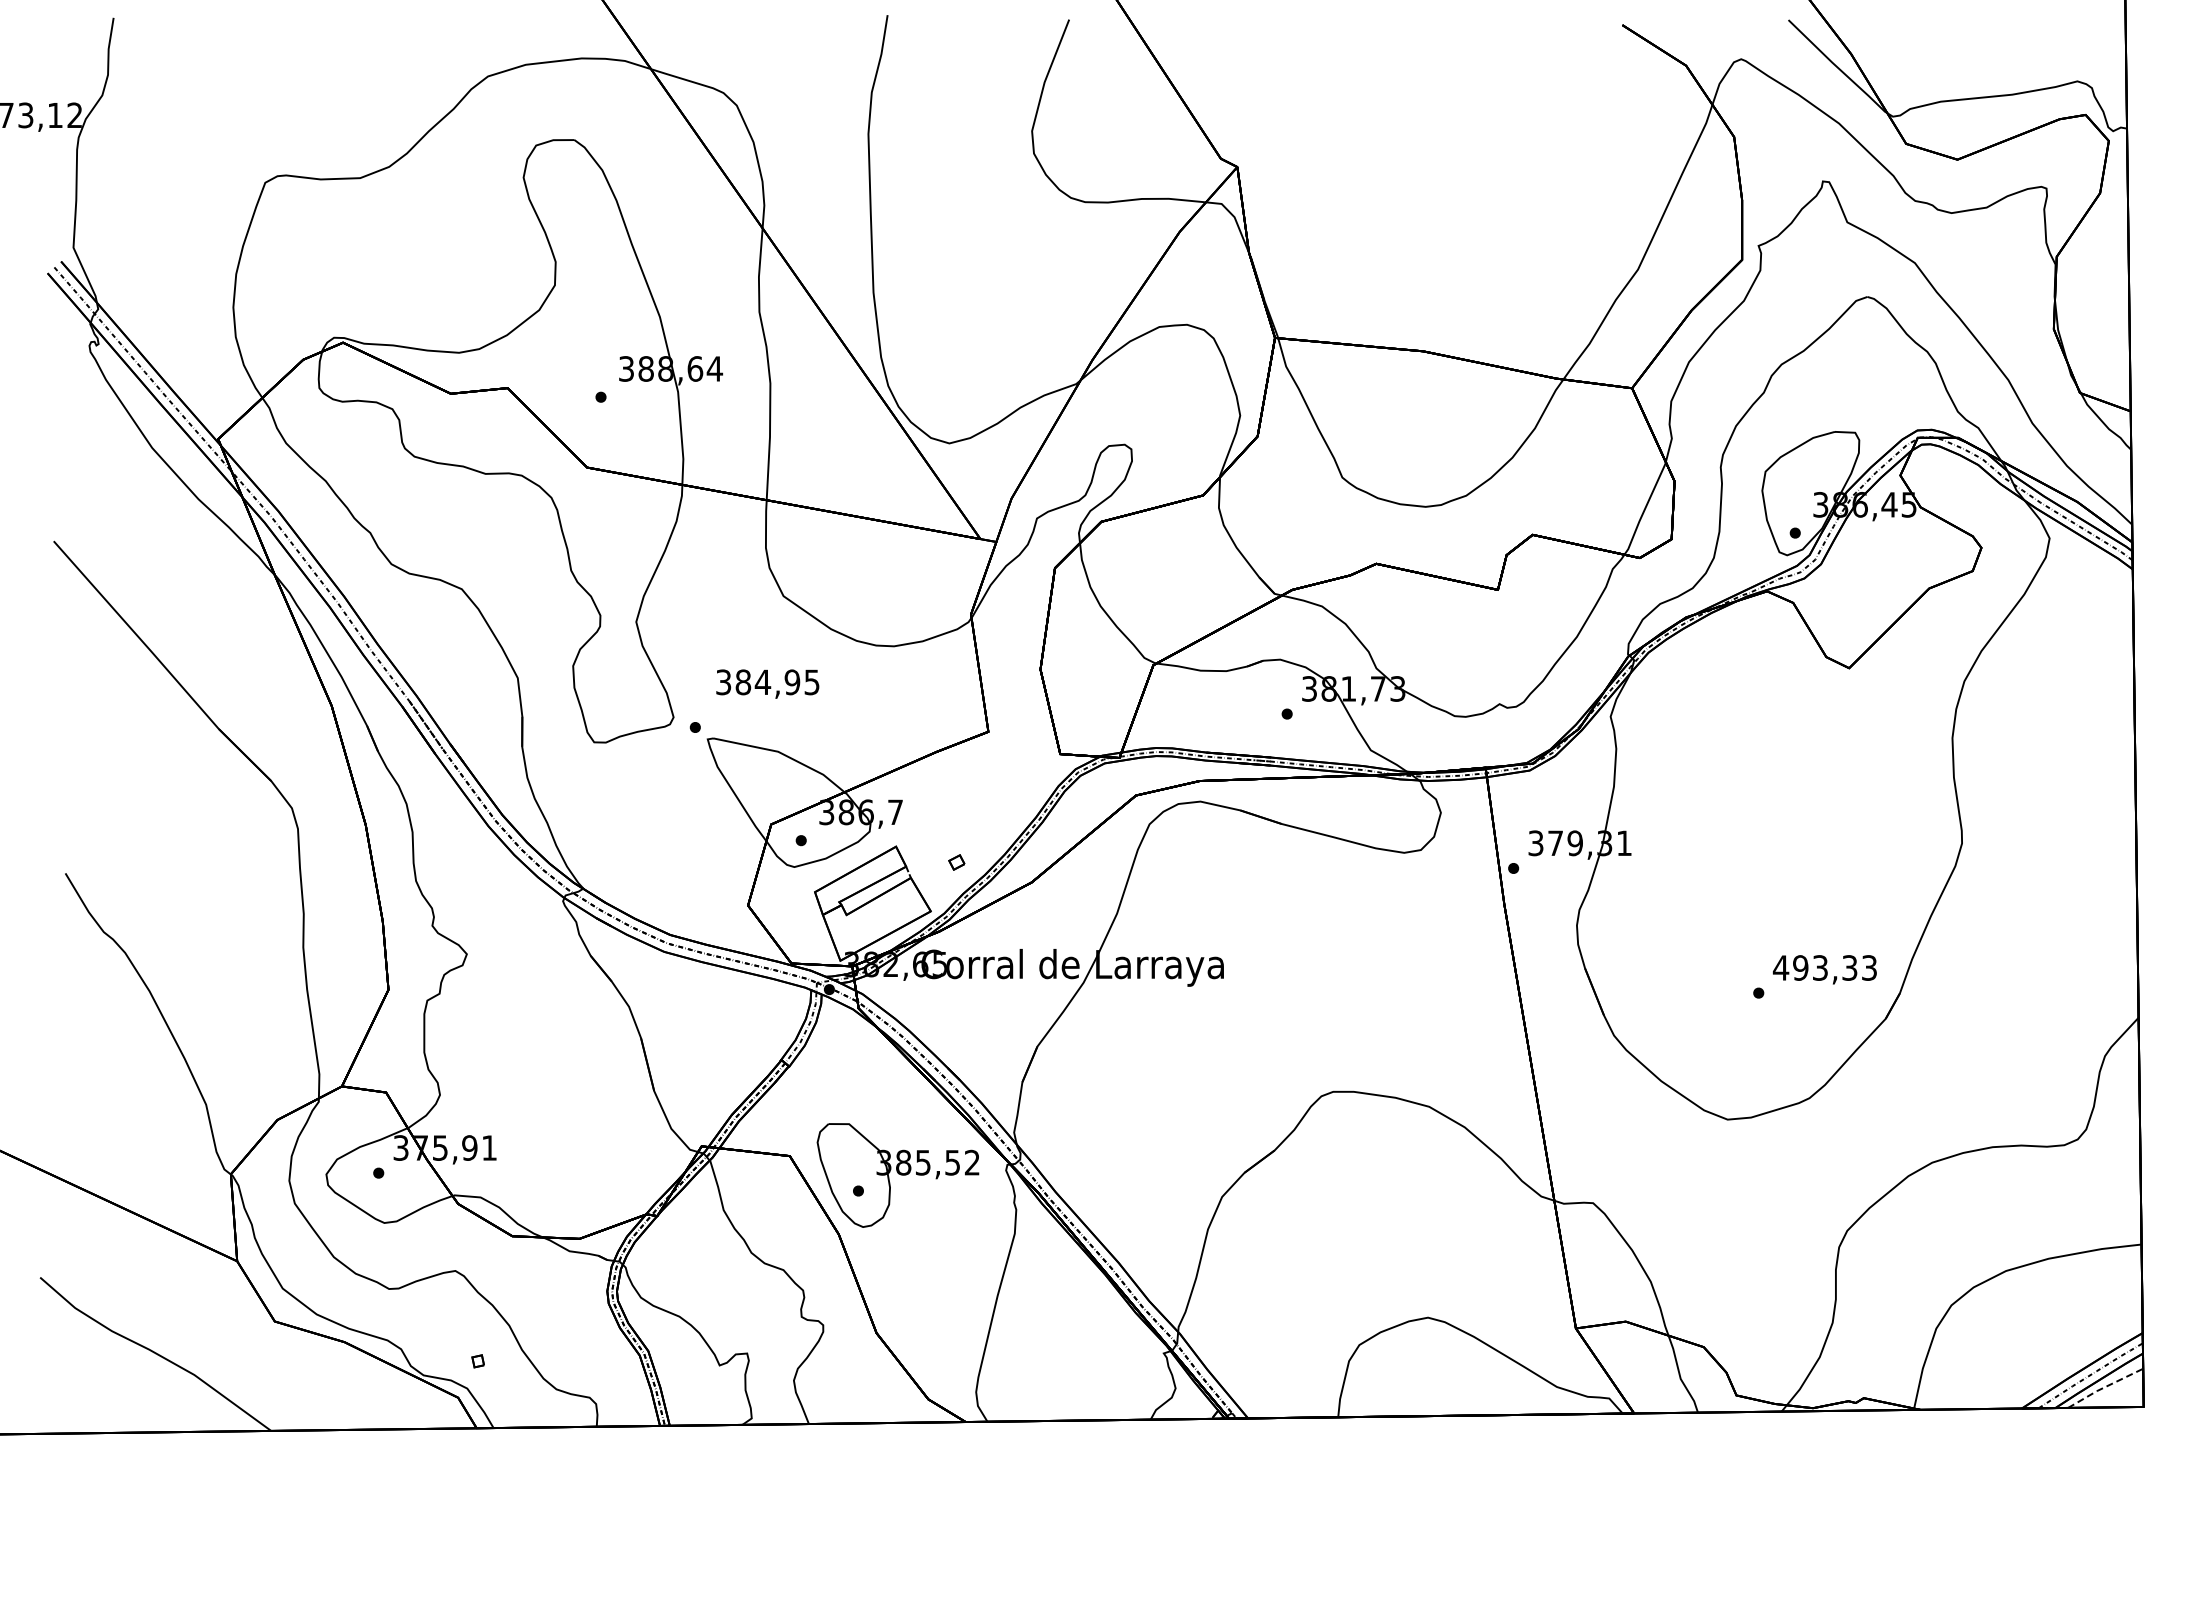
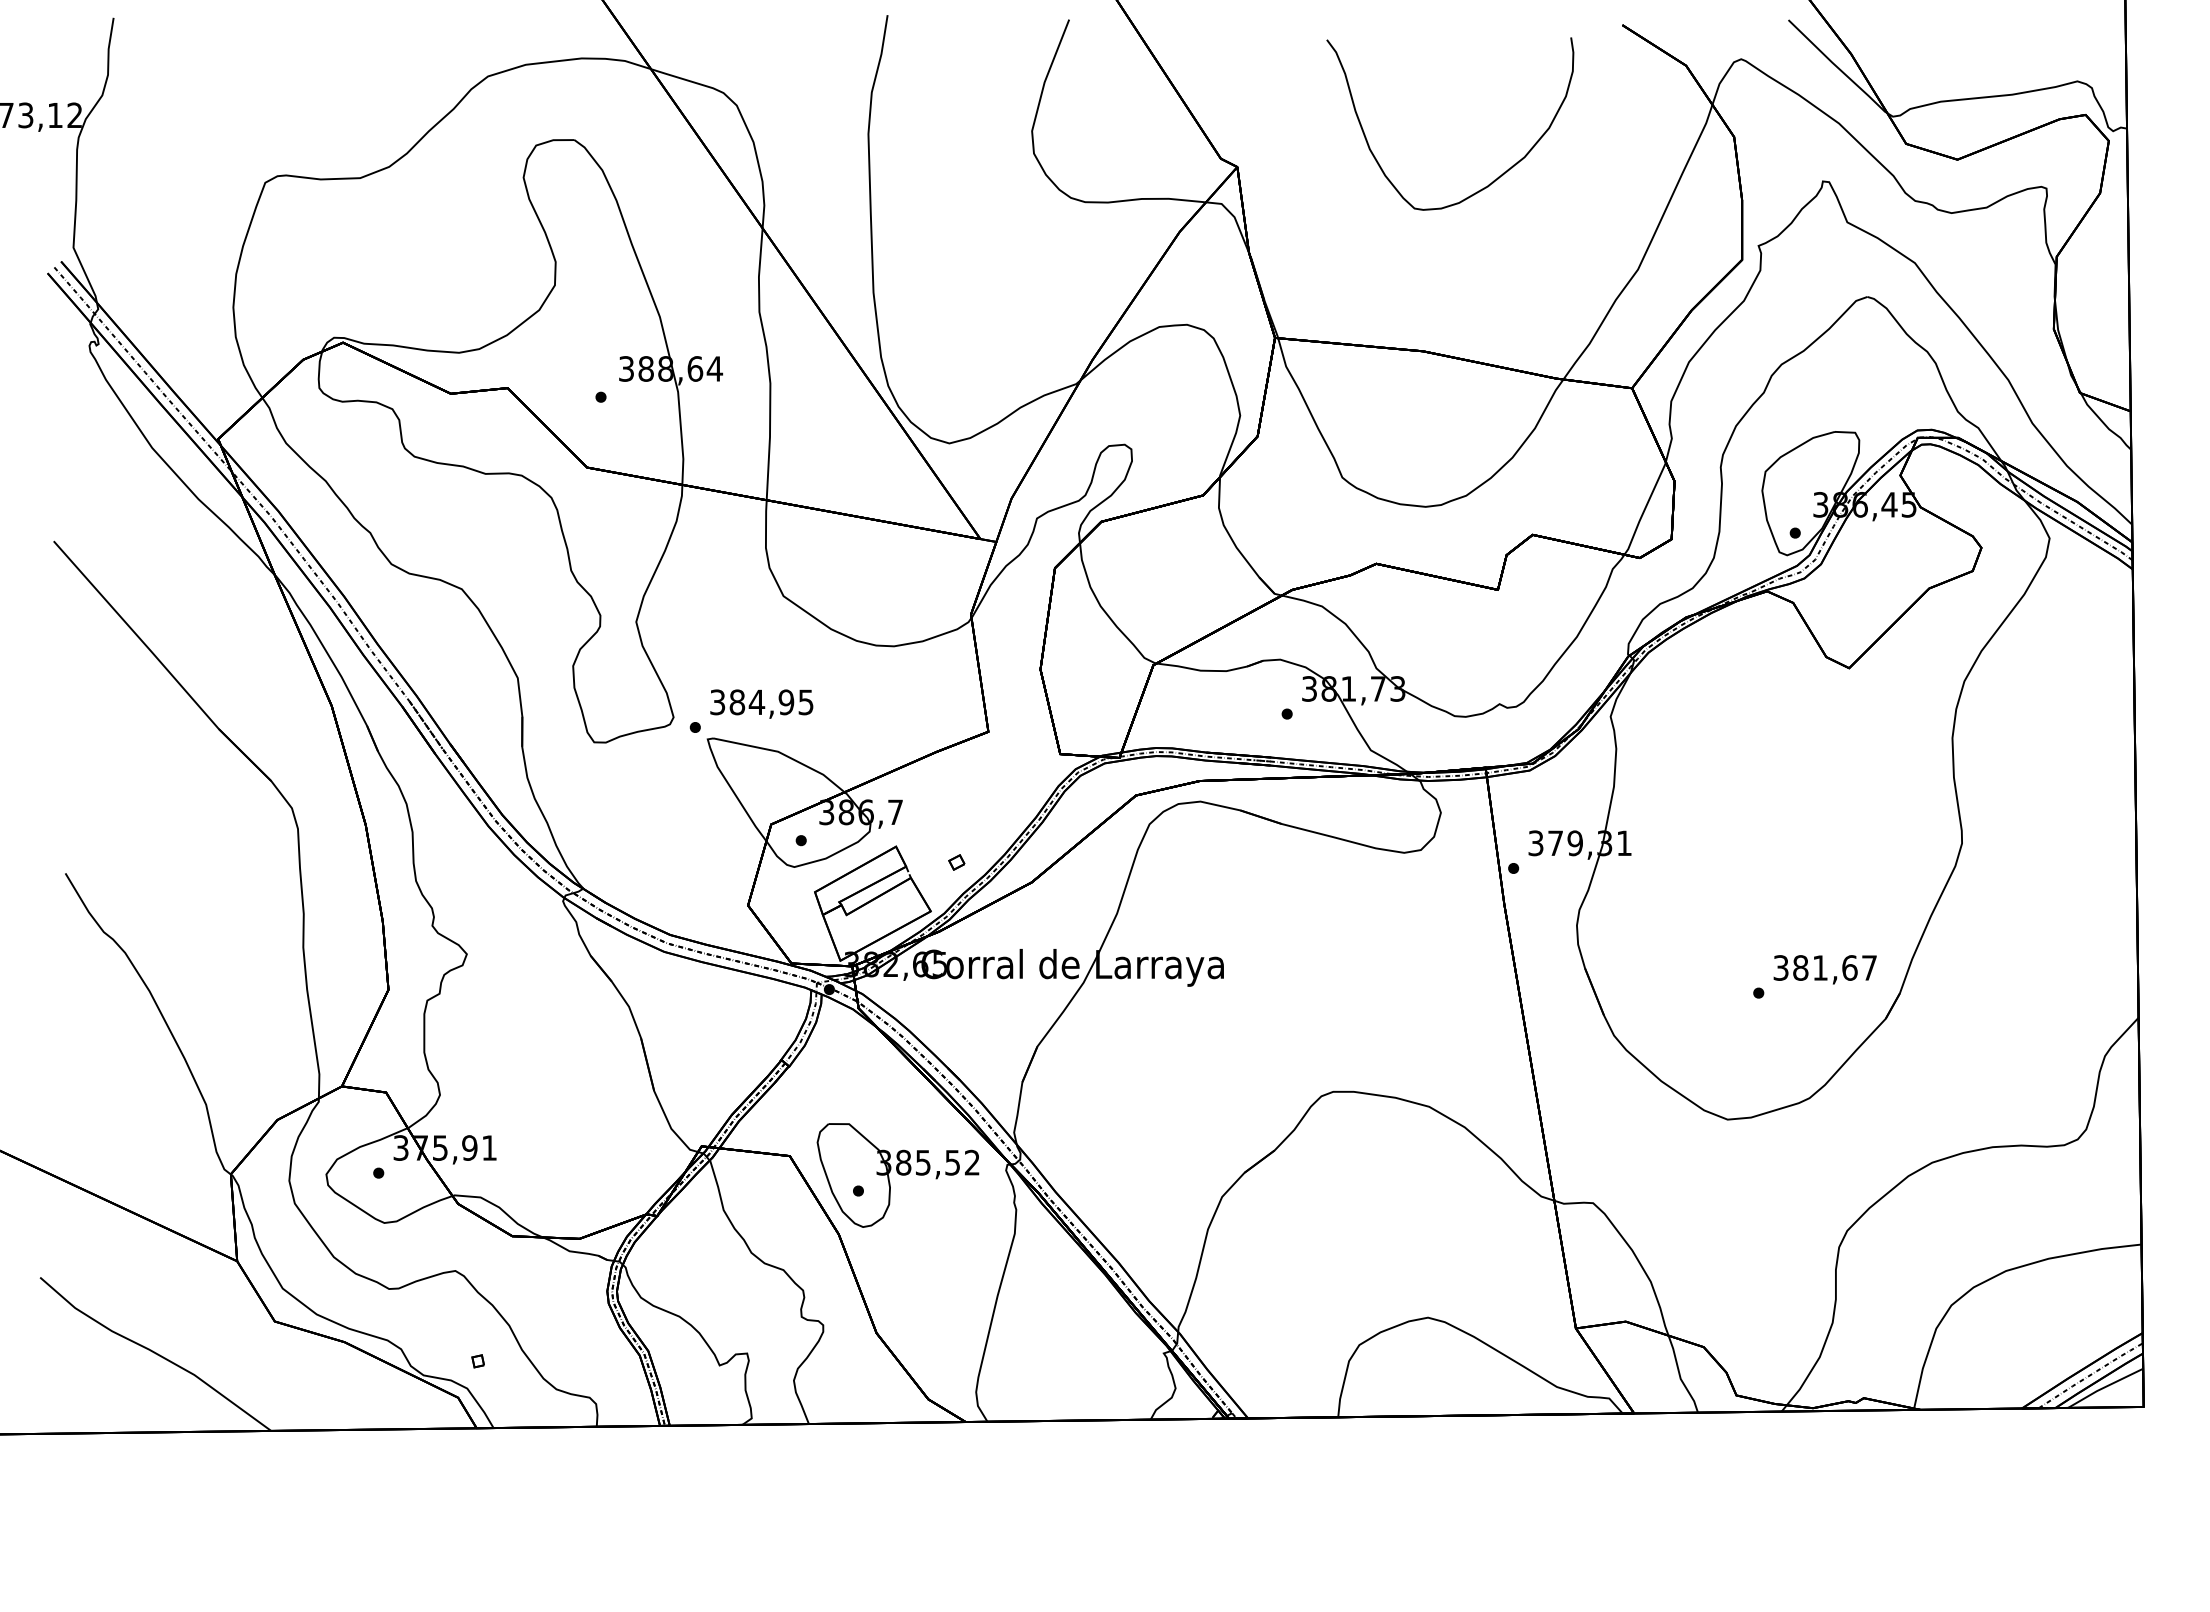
curve: none -> present (1494, 179)
text position: (767, 683) -> (761, 703) (761, 703)
text: 493,33 -> 381,67 (1824, 967)
line: dashed -> solid (2104, 1387)
